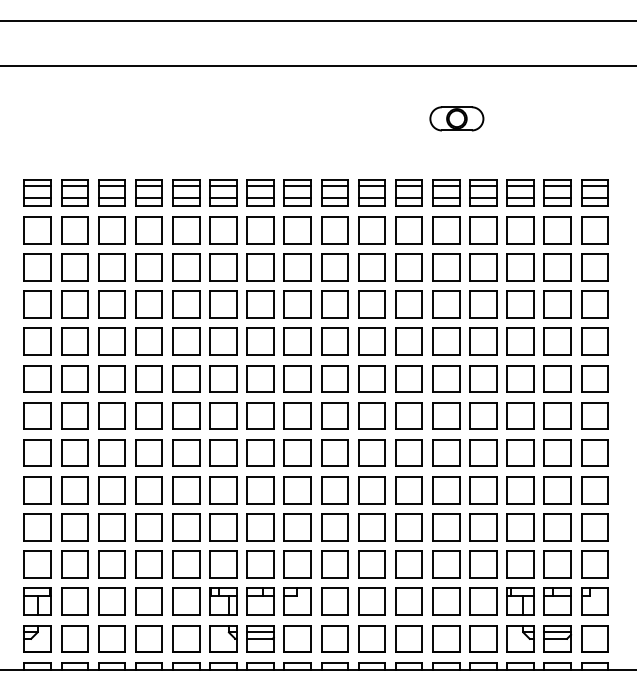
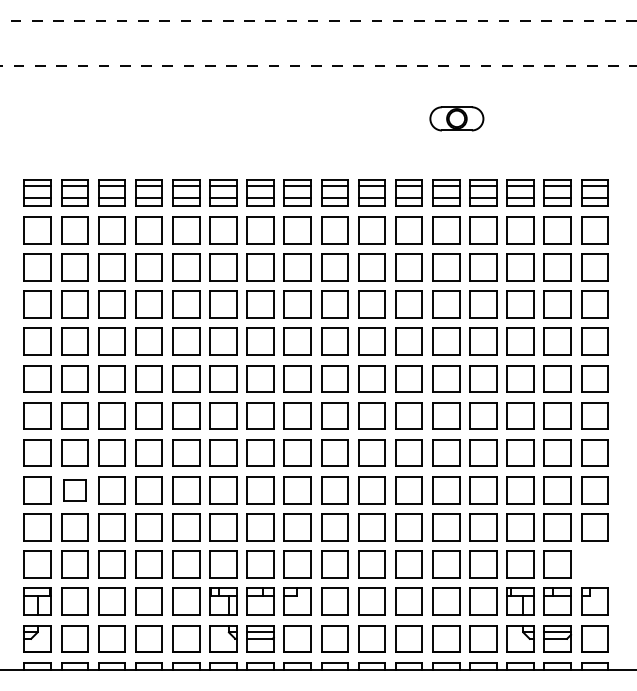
line: solid -> dashed (318, 20)
line: solid -> dashed (318, 65)
part size: 28x29 px -> 24x23 px (74, 490)
part: present -> none (594, 564)
